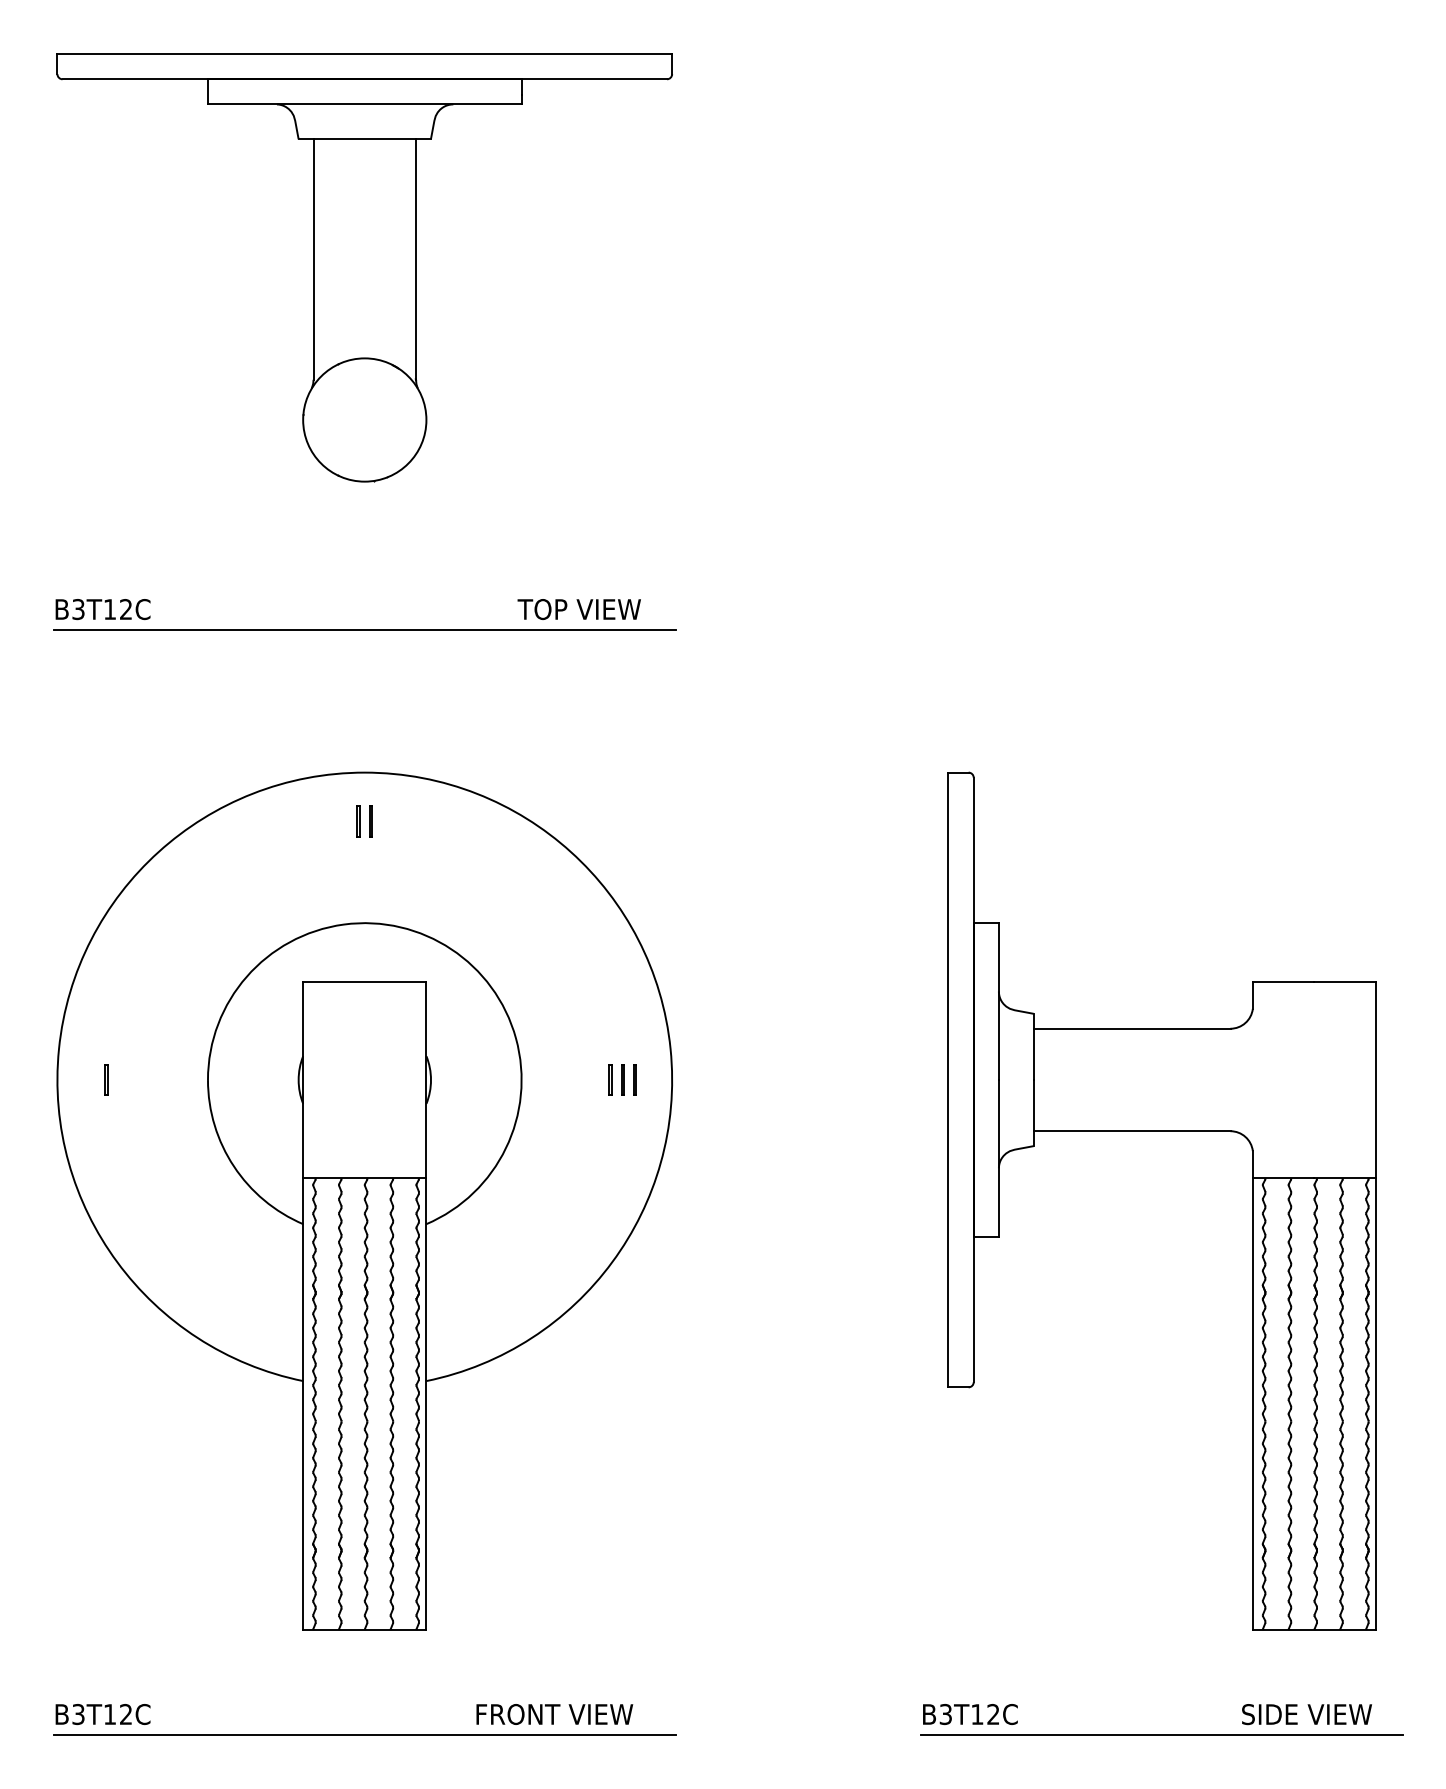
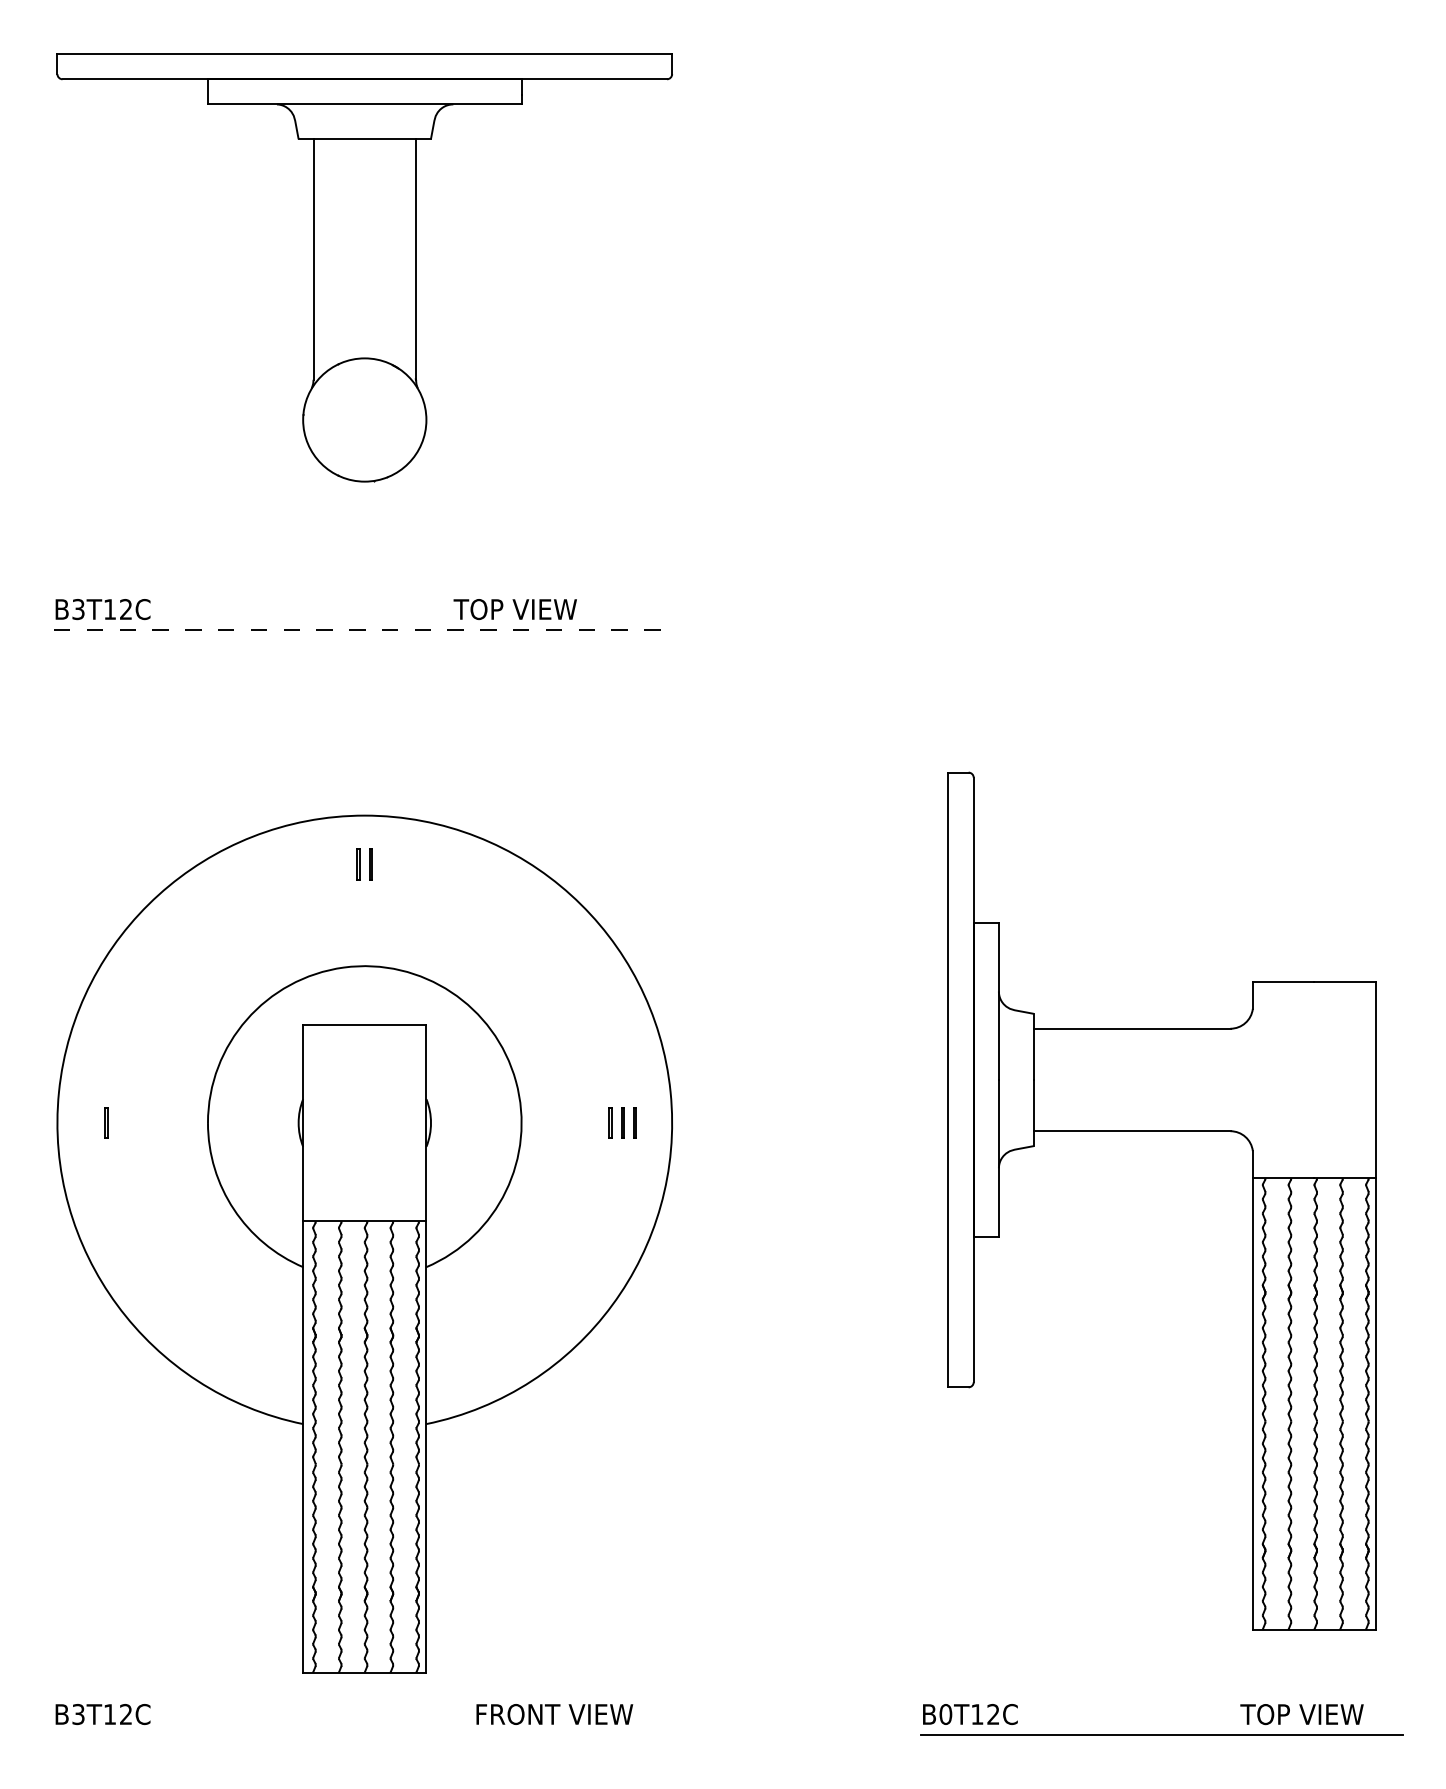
text position: (578, 609) -> (514, 609) (514, 609)
line: solid -> dashed (364, 630)
part position: (364, 1200) -> (364, 1243) (364, 1243)
text: B3T12C -> B0T12C (945, 1714)
text: SIDE VIEW -> TOP VIEW (1306, 1714)
line: present -> none (364, 1735)
